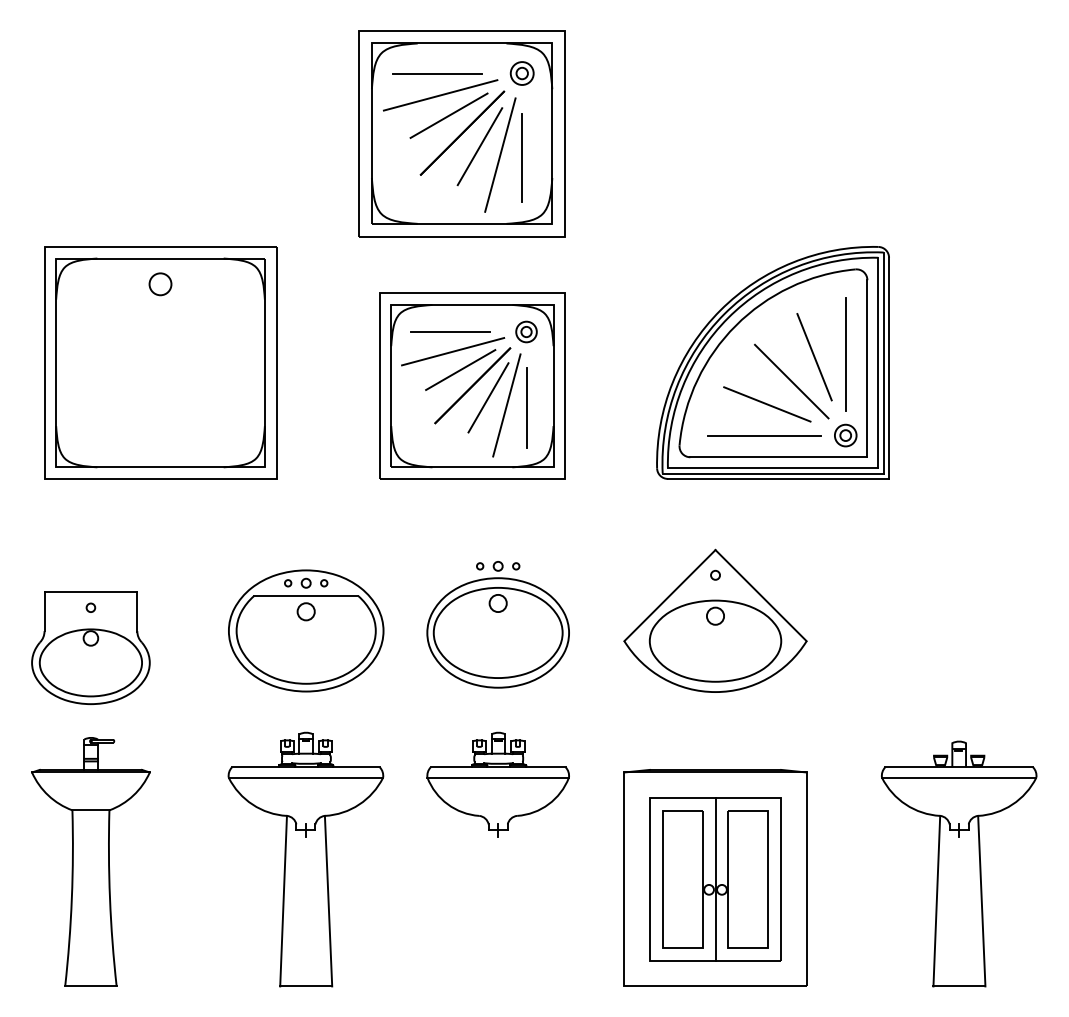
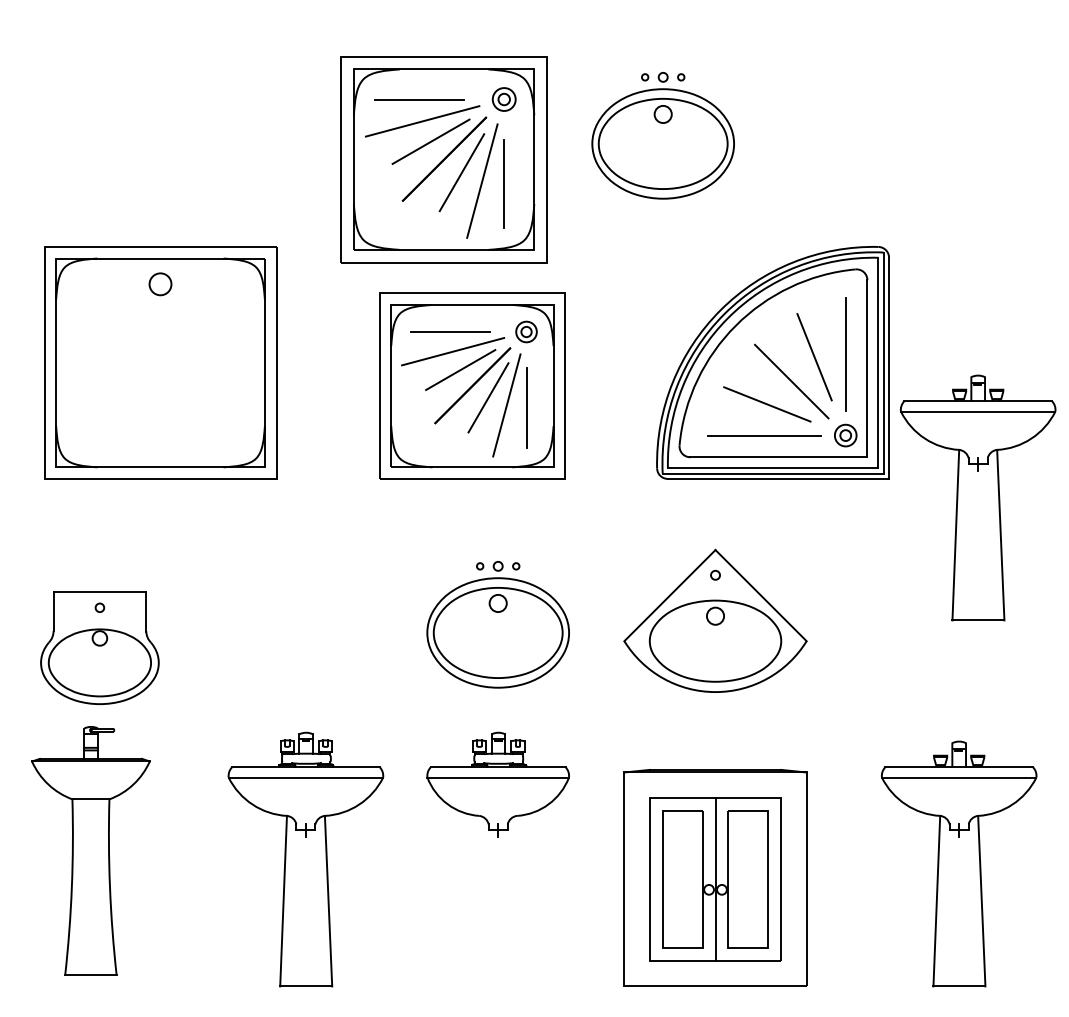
part position: (461, 133) -> (443, 159) (443, 159)
part: none -> present (662, 135)
part: none -> present (978, 497)
part: present -> none (306, 630)
part position: (90, 647) -> (99, 647) (99, 647)
part position: (90, 861) -> (90, 850) (90, 850)
